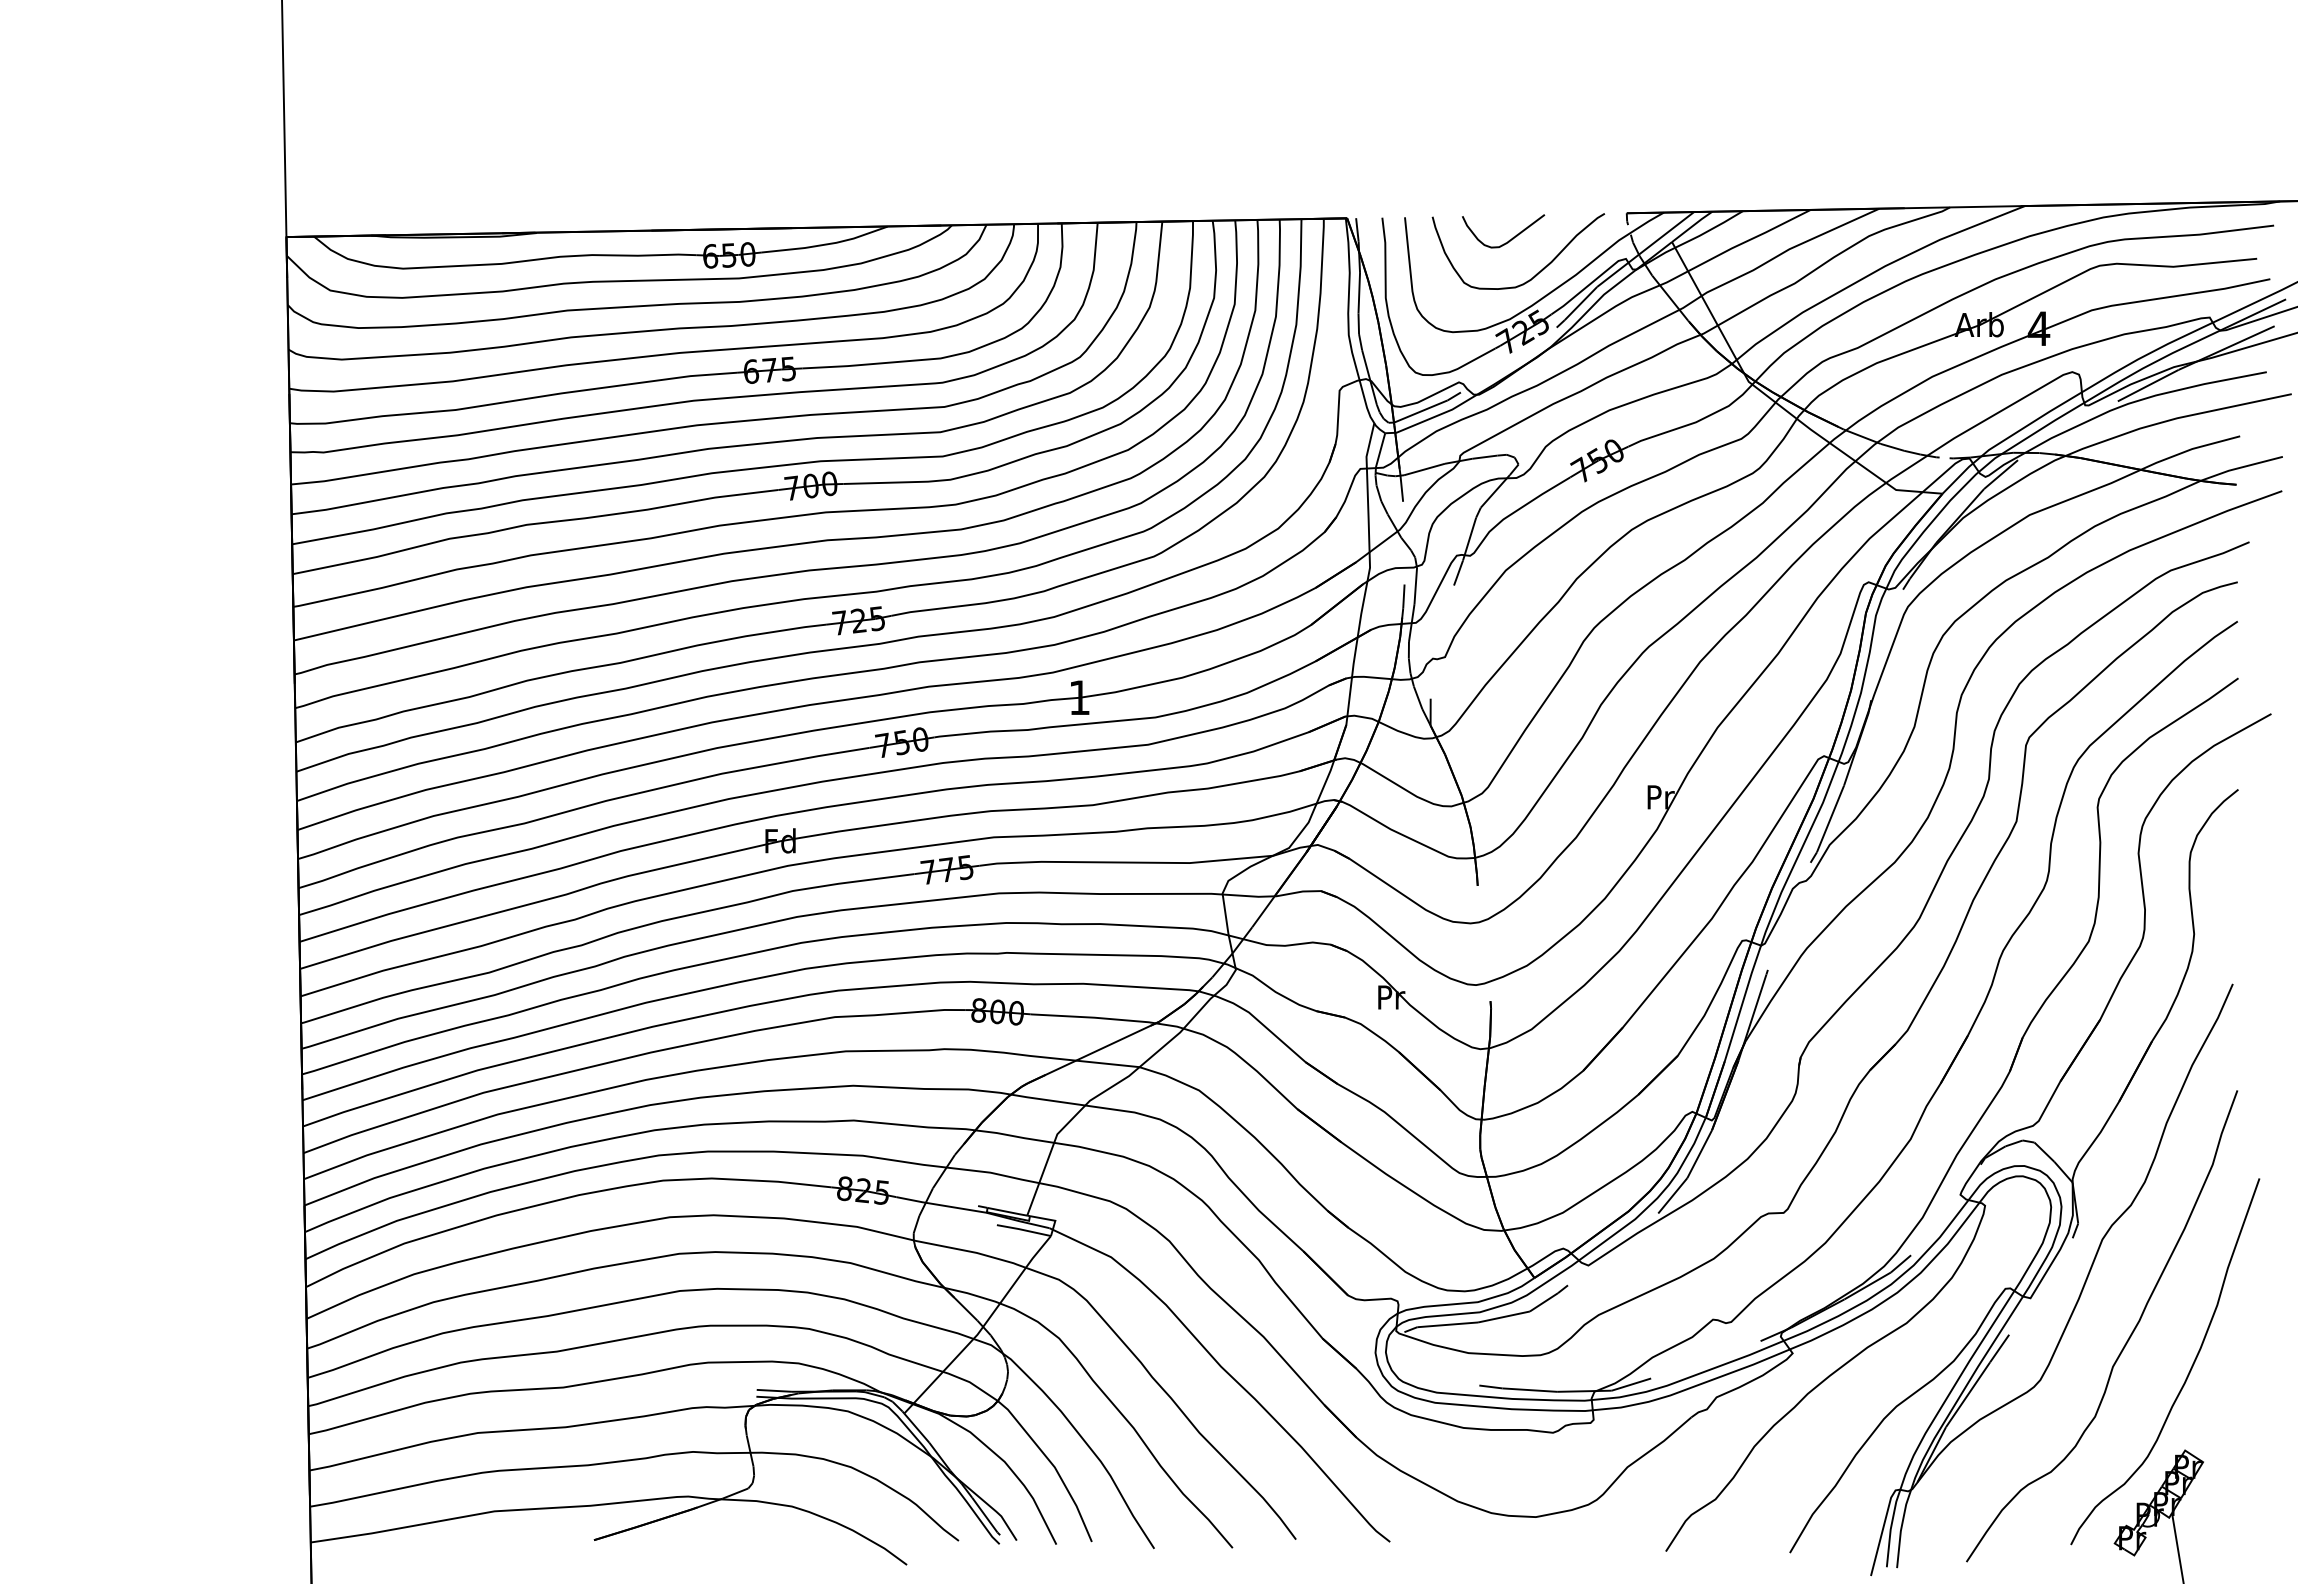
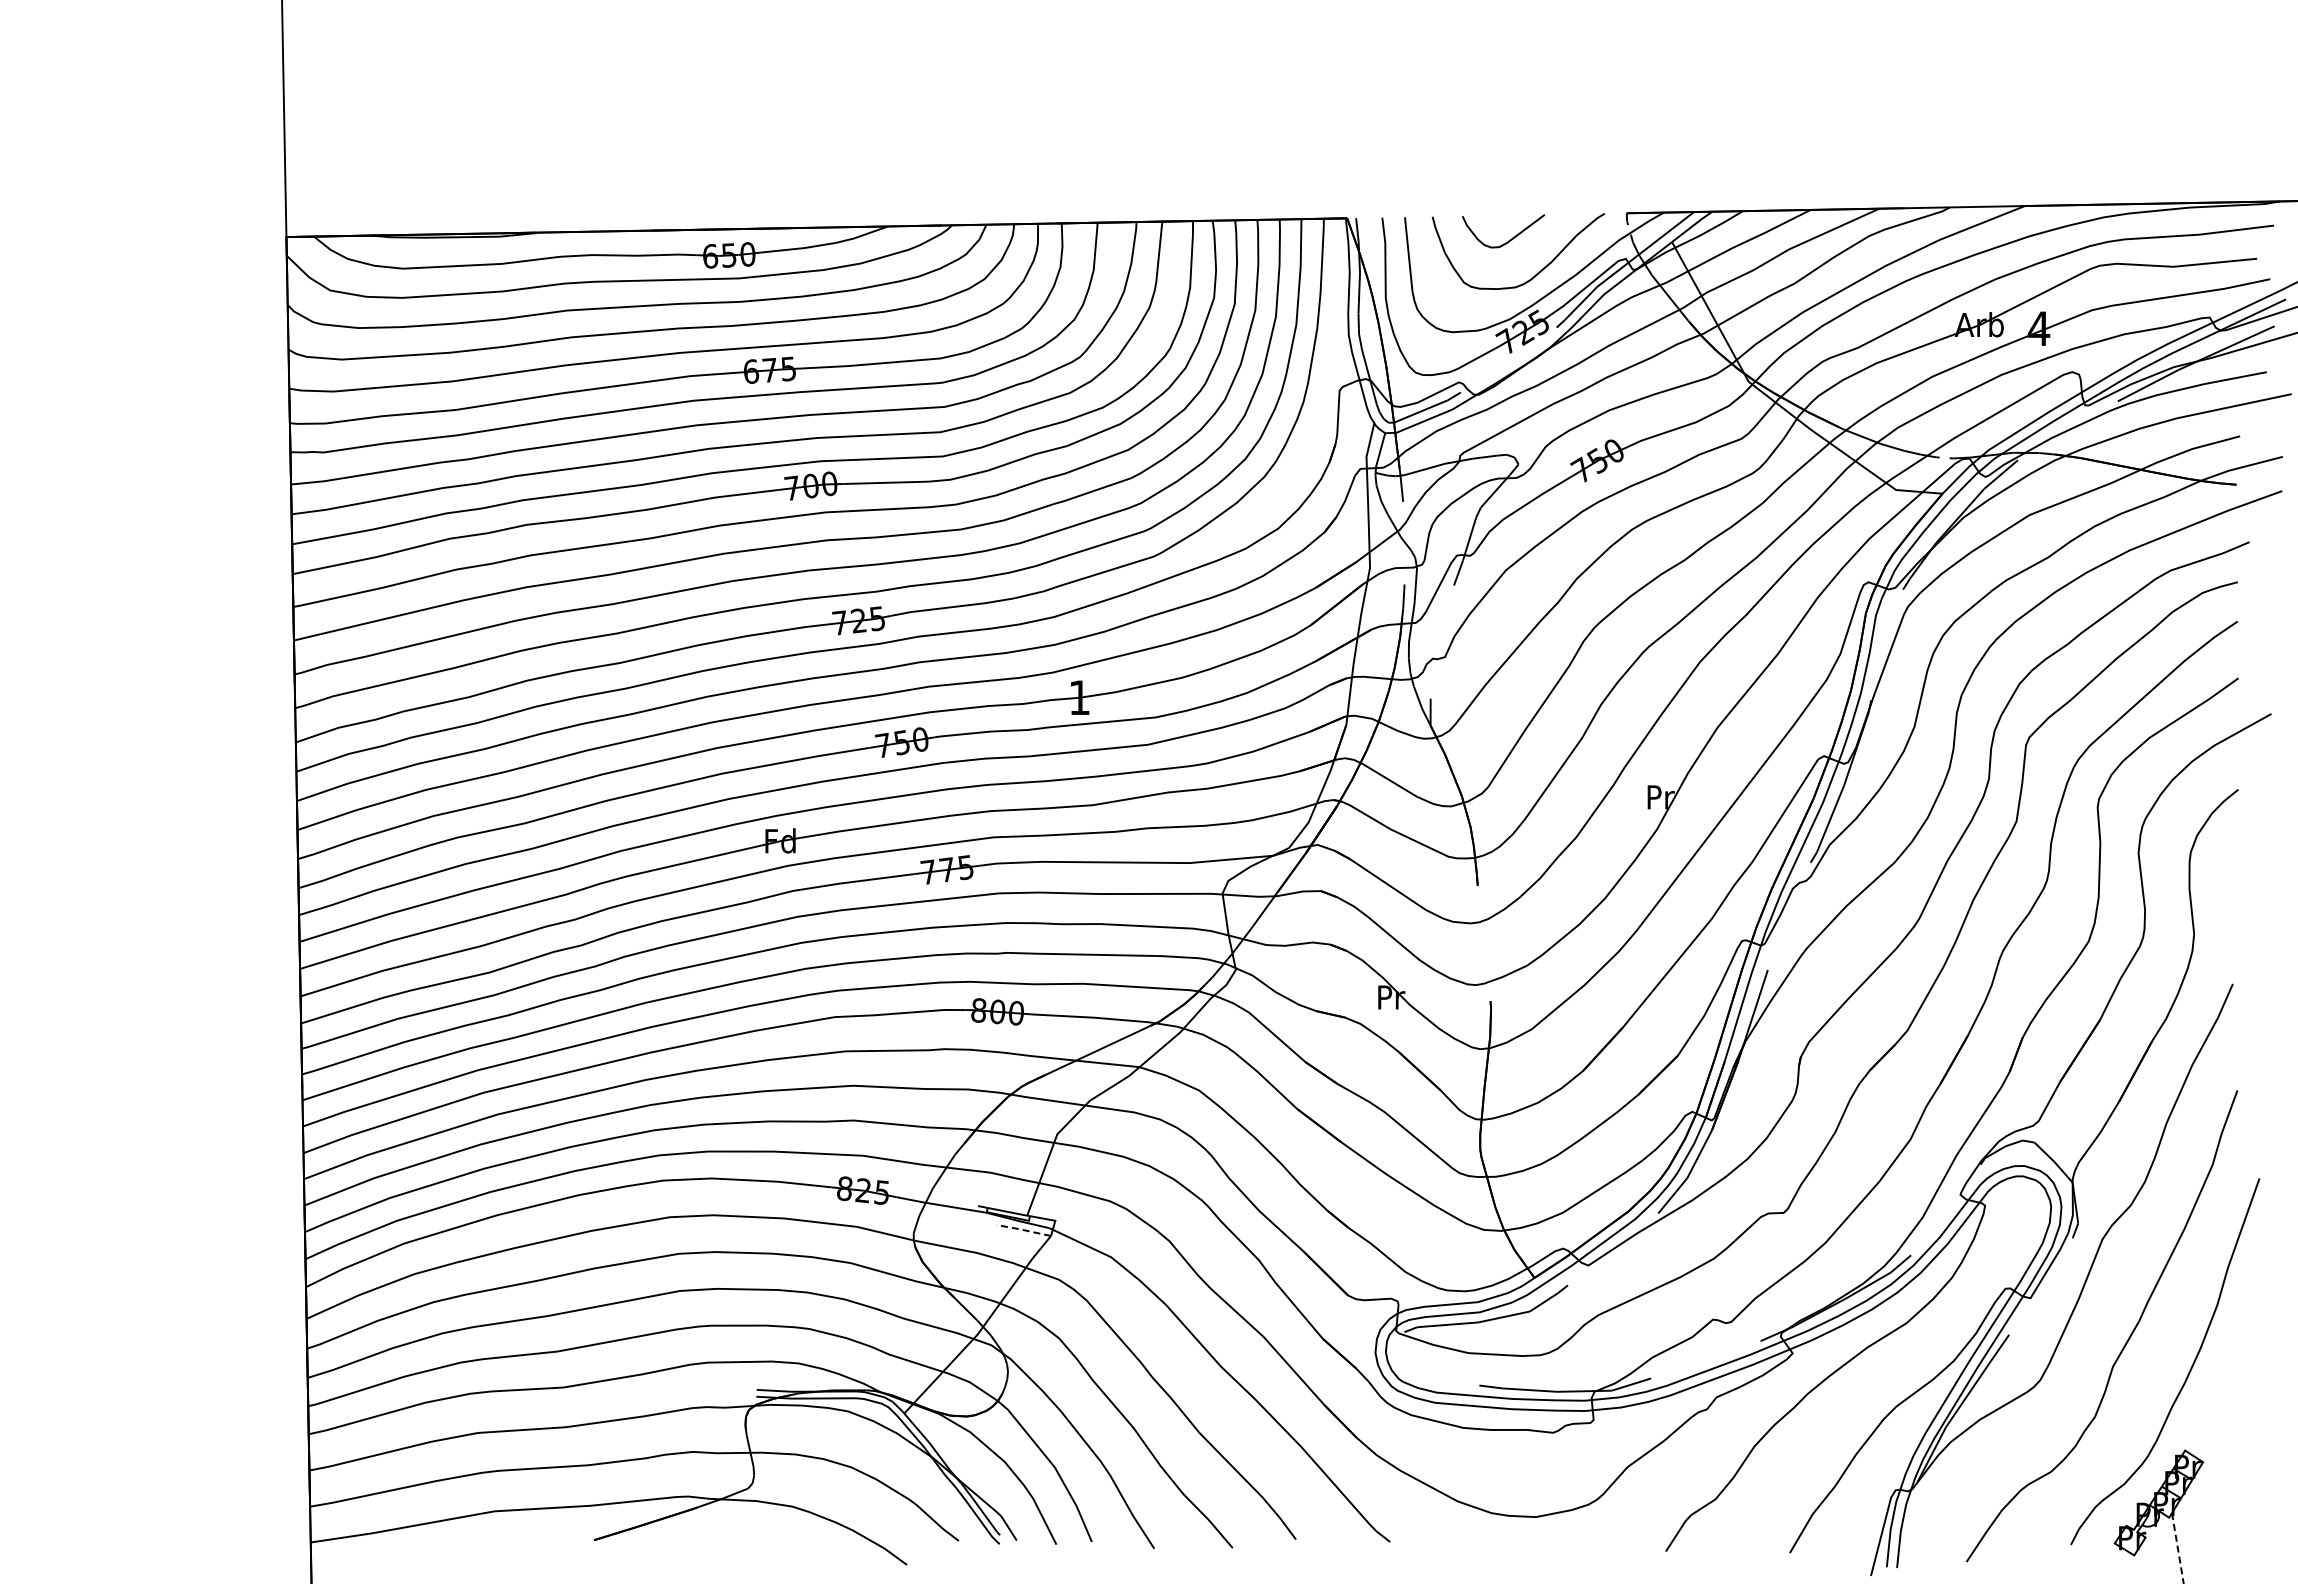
line: solid -> dashed (1022, 1229)
line: solid -> dashed (2177, 1548)
